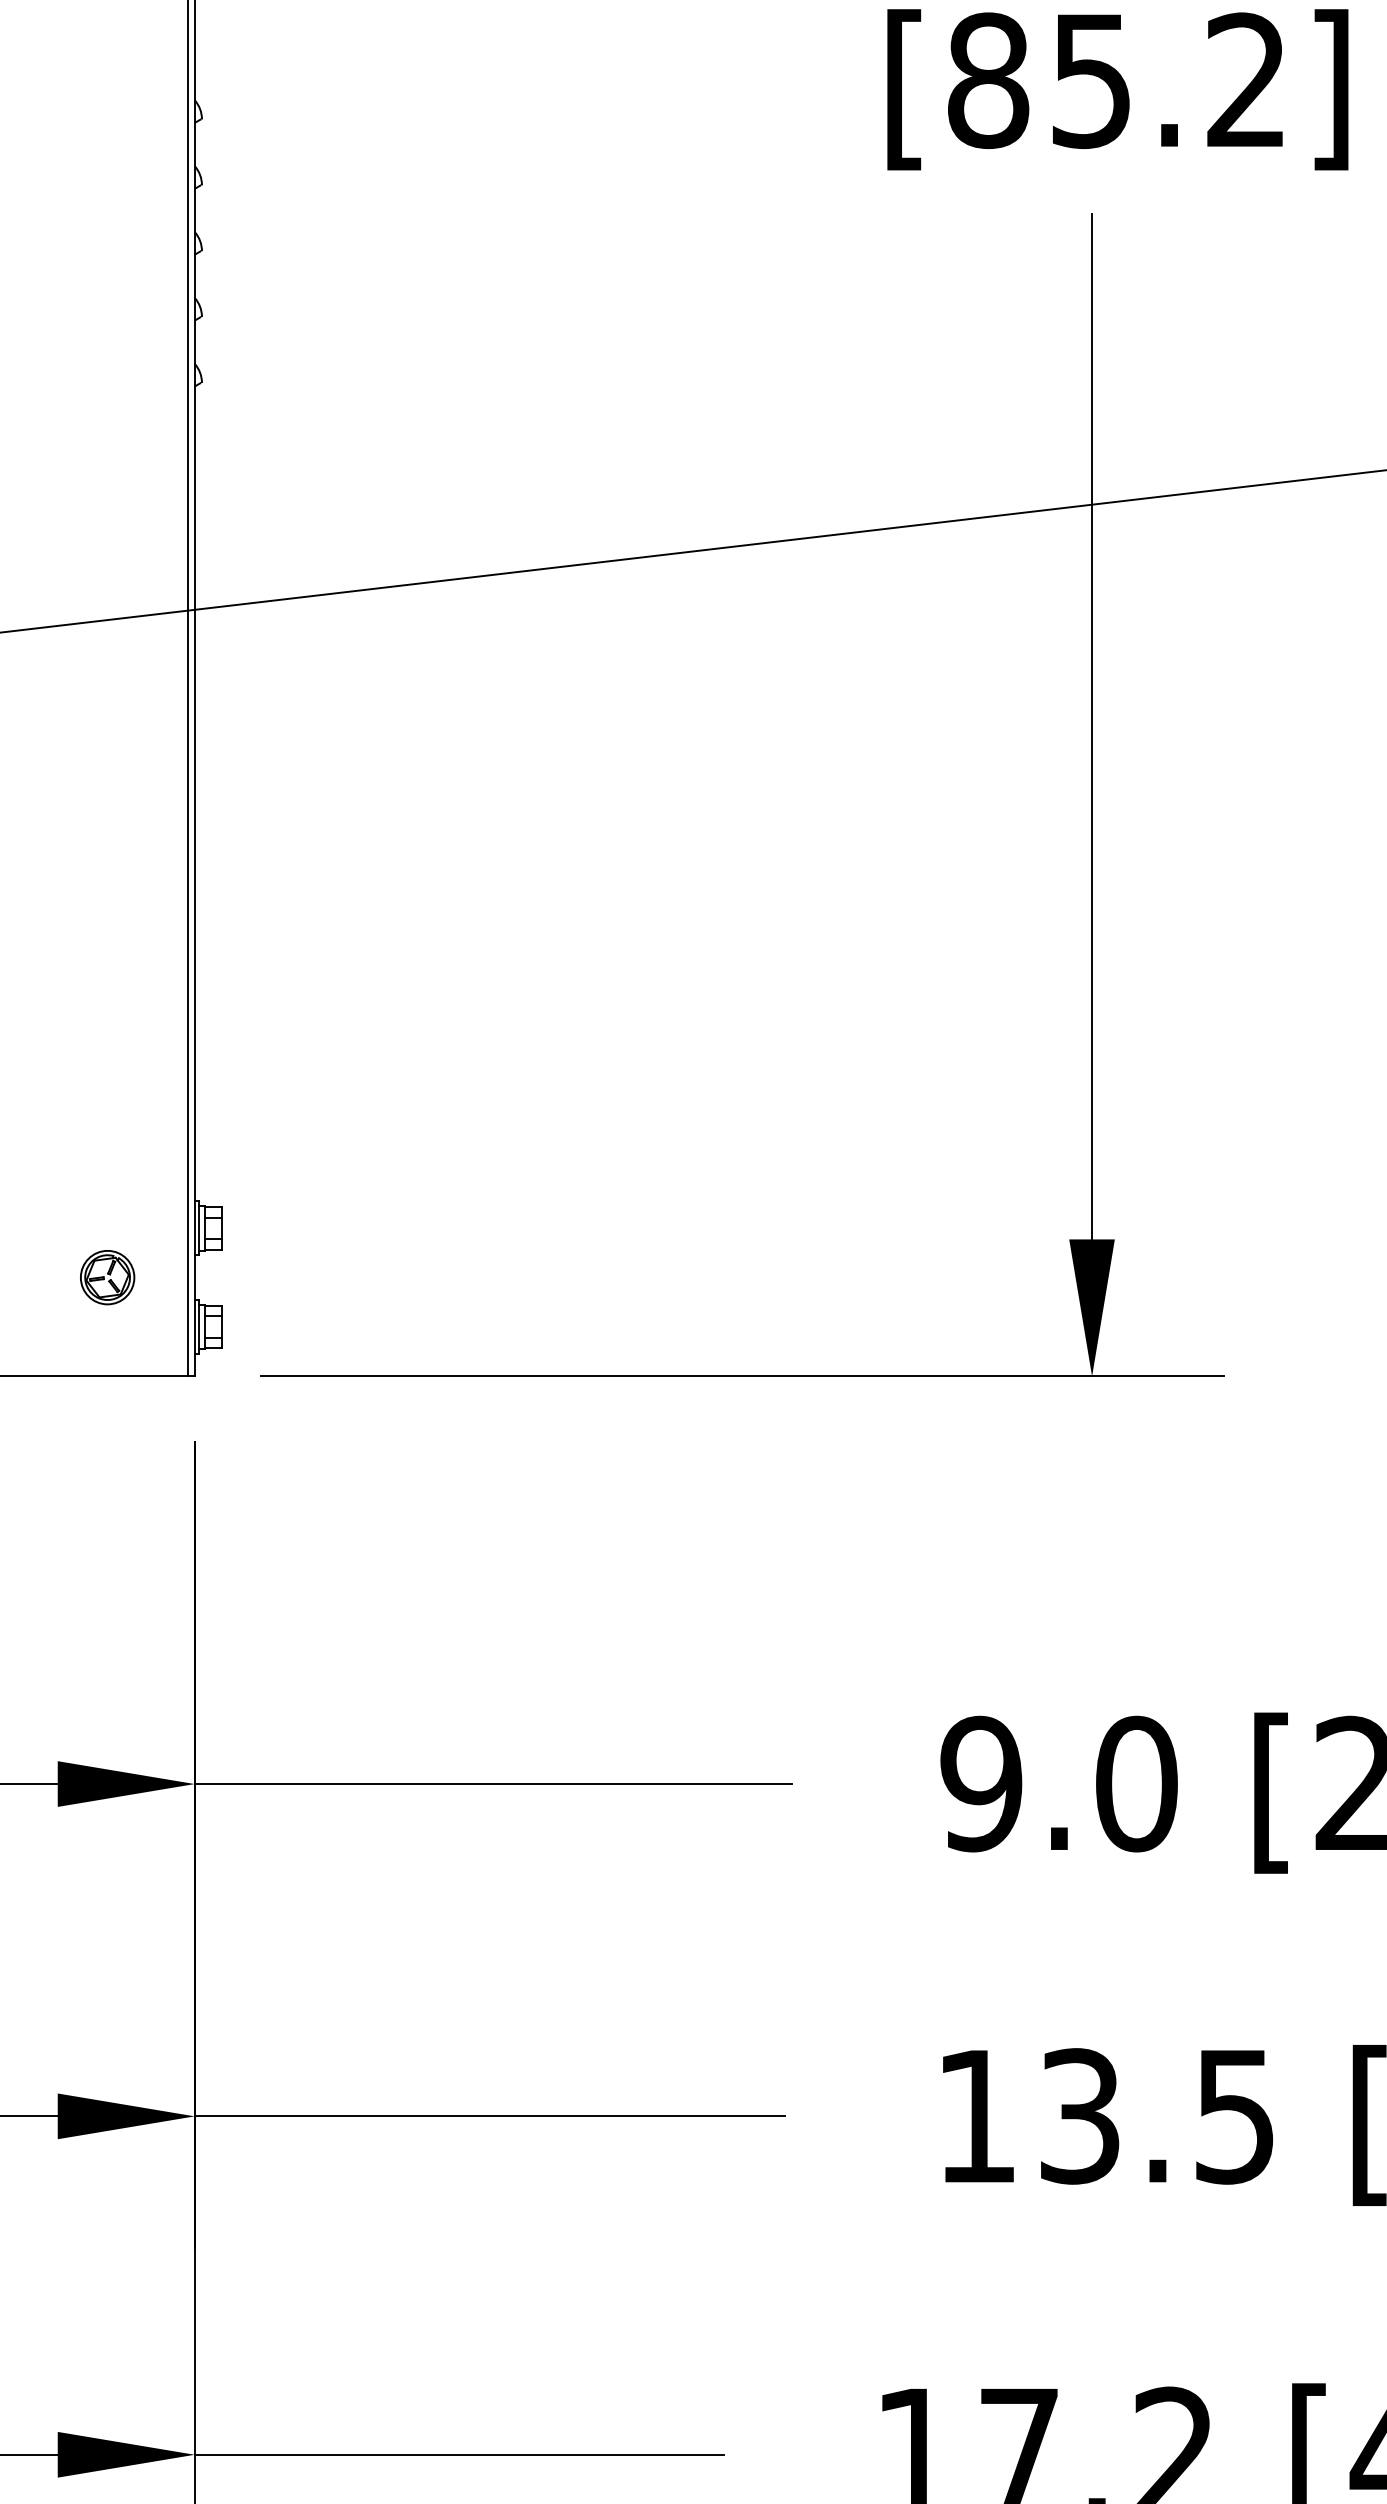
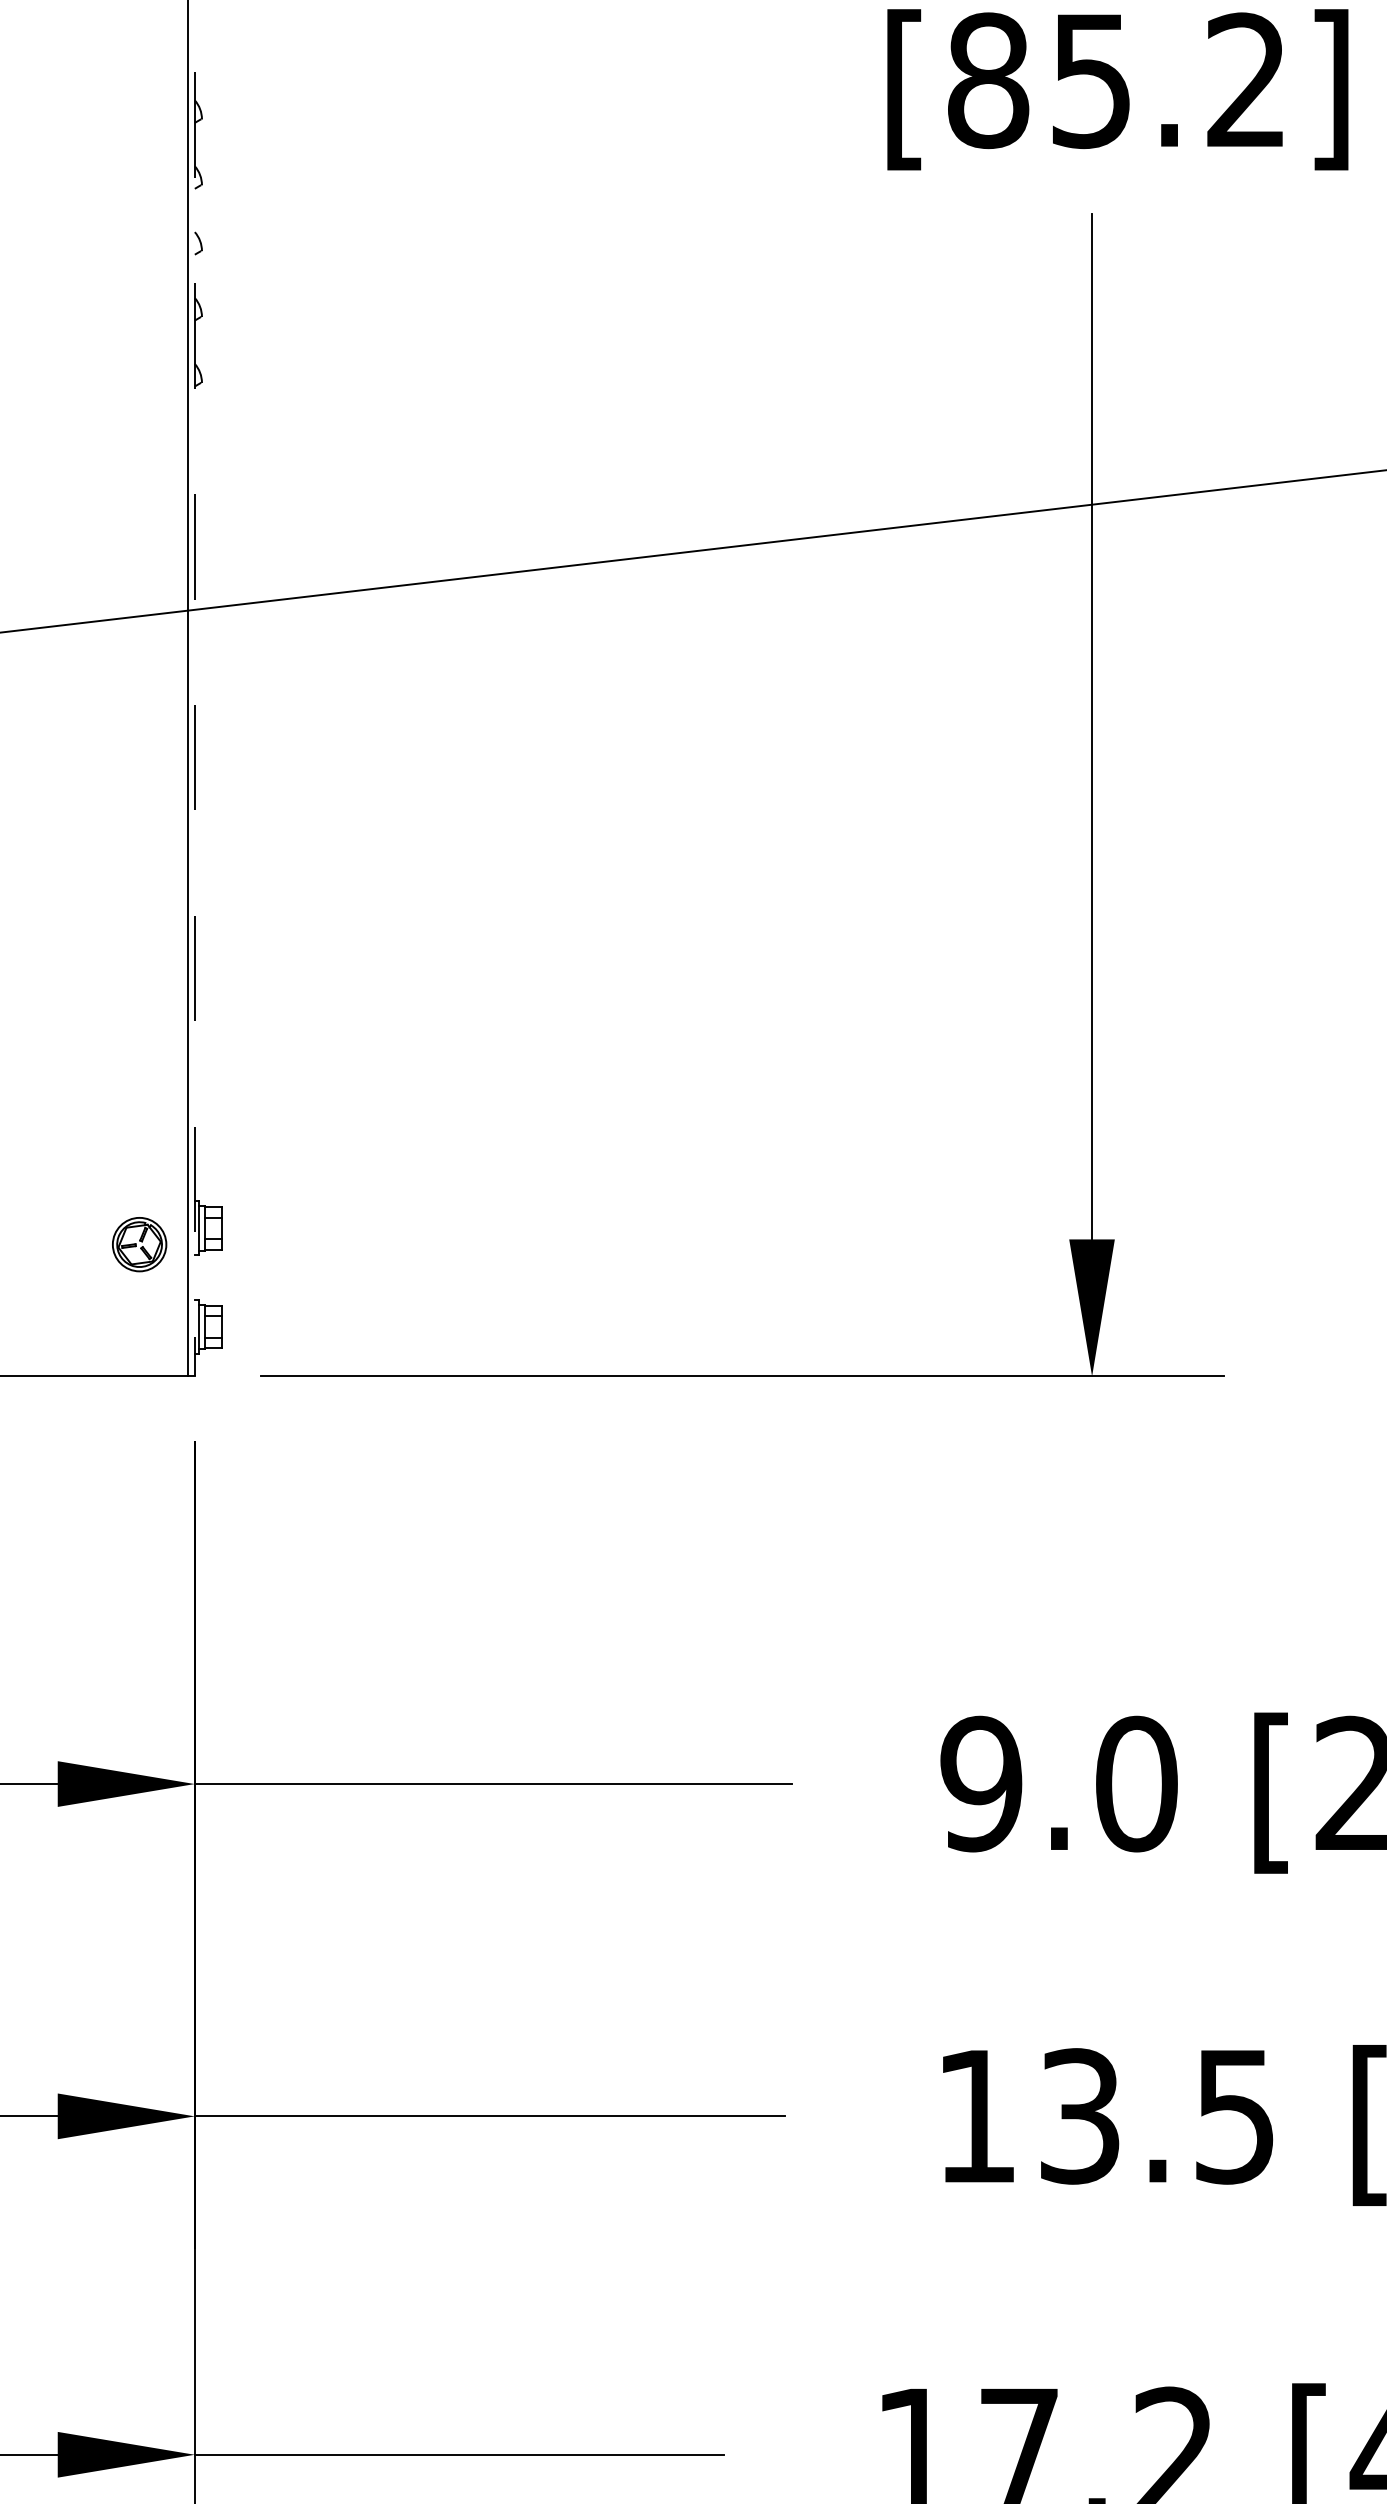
line: solid -> dashed (194, 688)
part position: (107, 1277) -> (139, 1244) (139, 1244)
